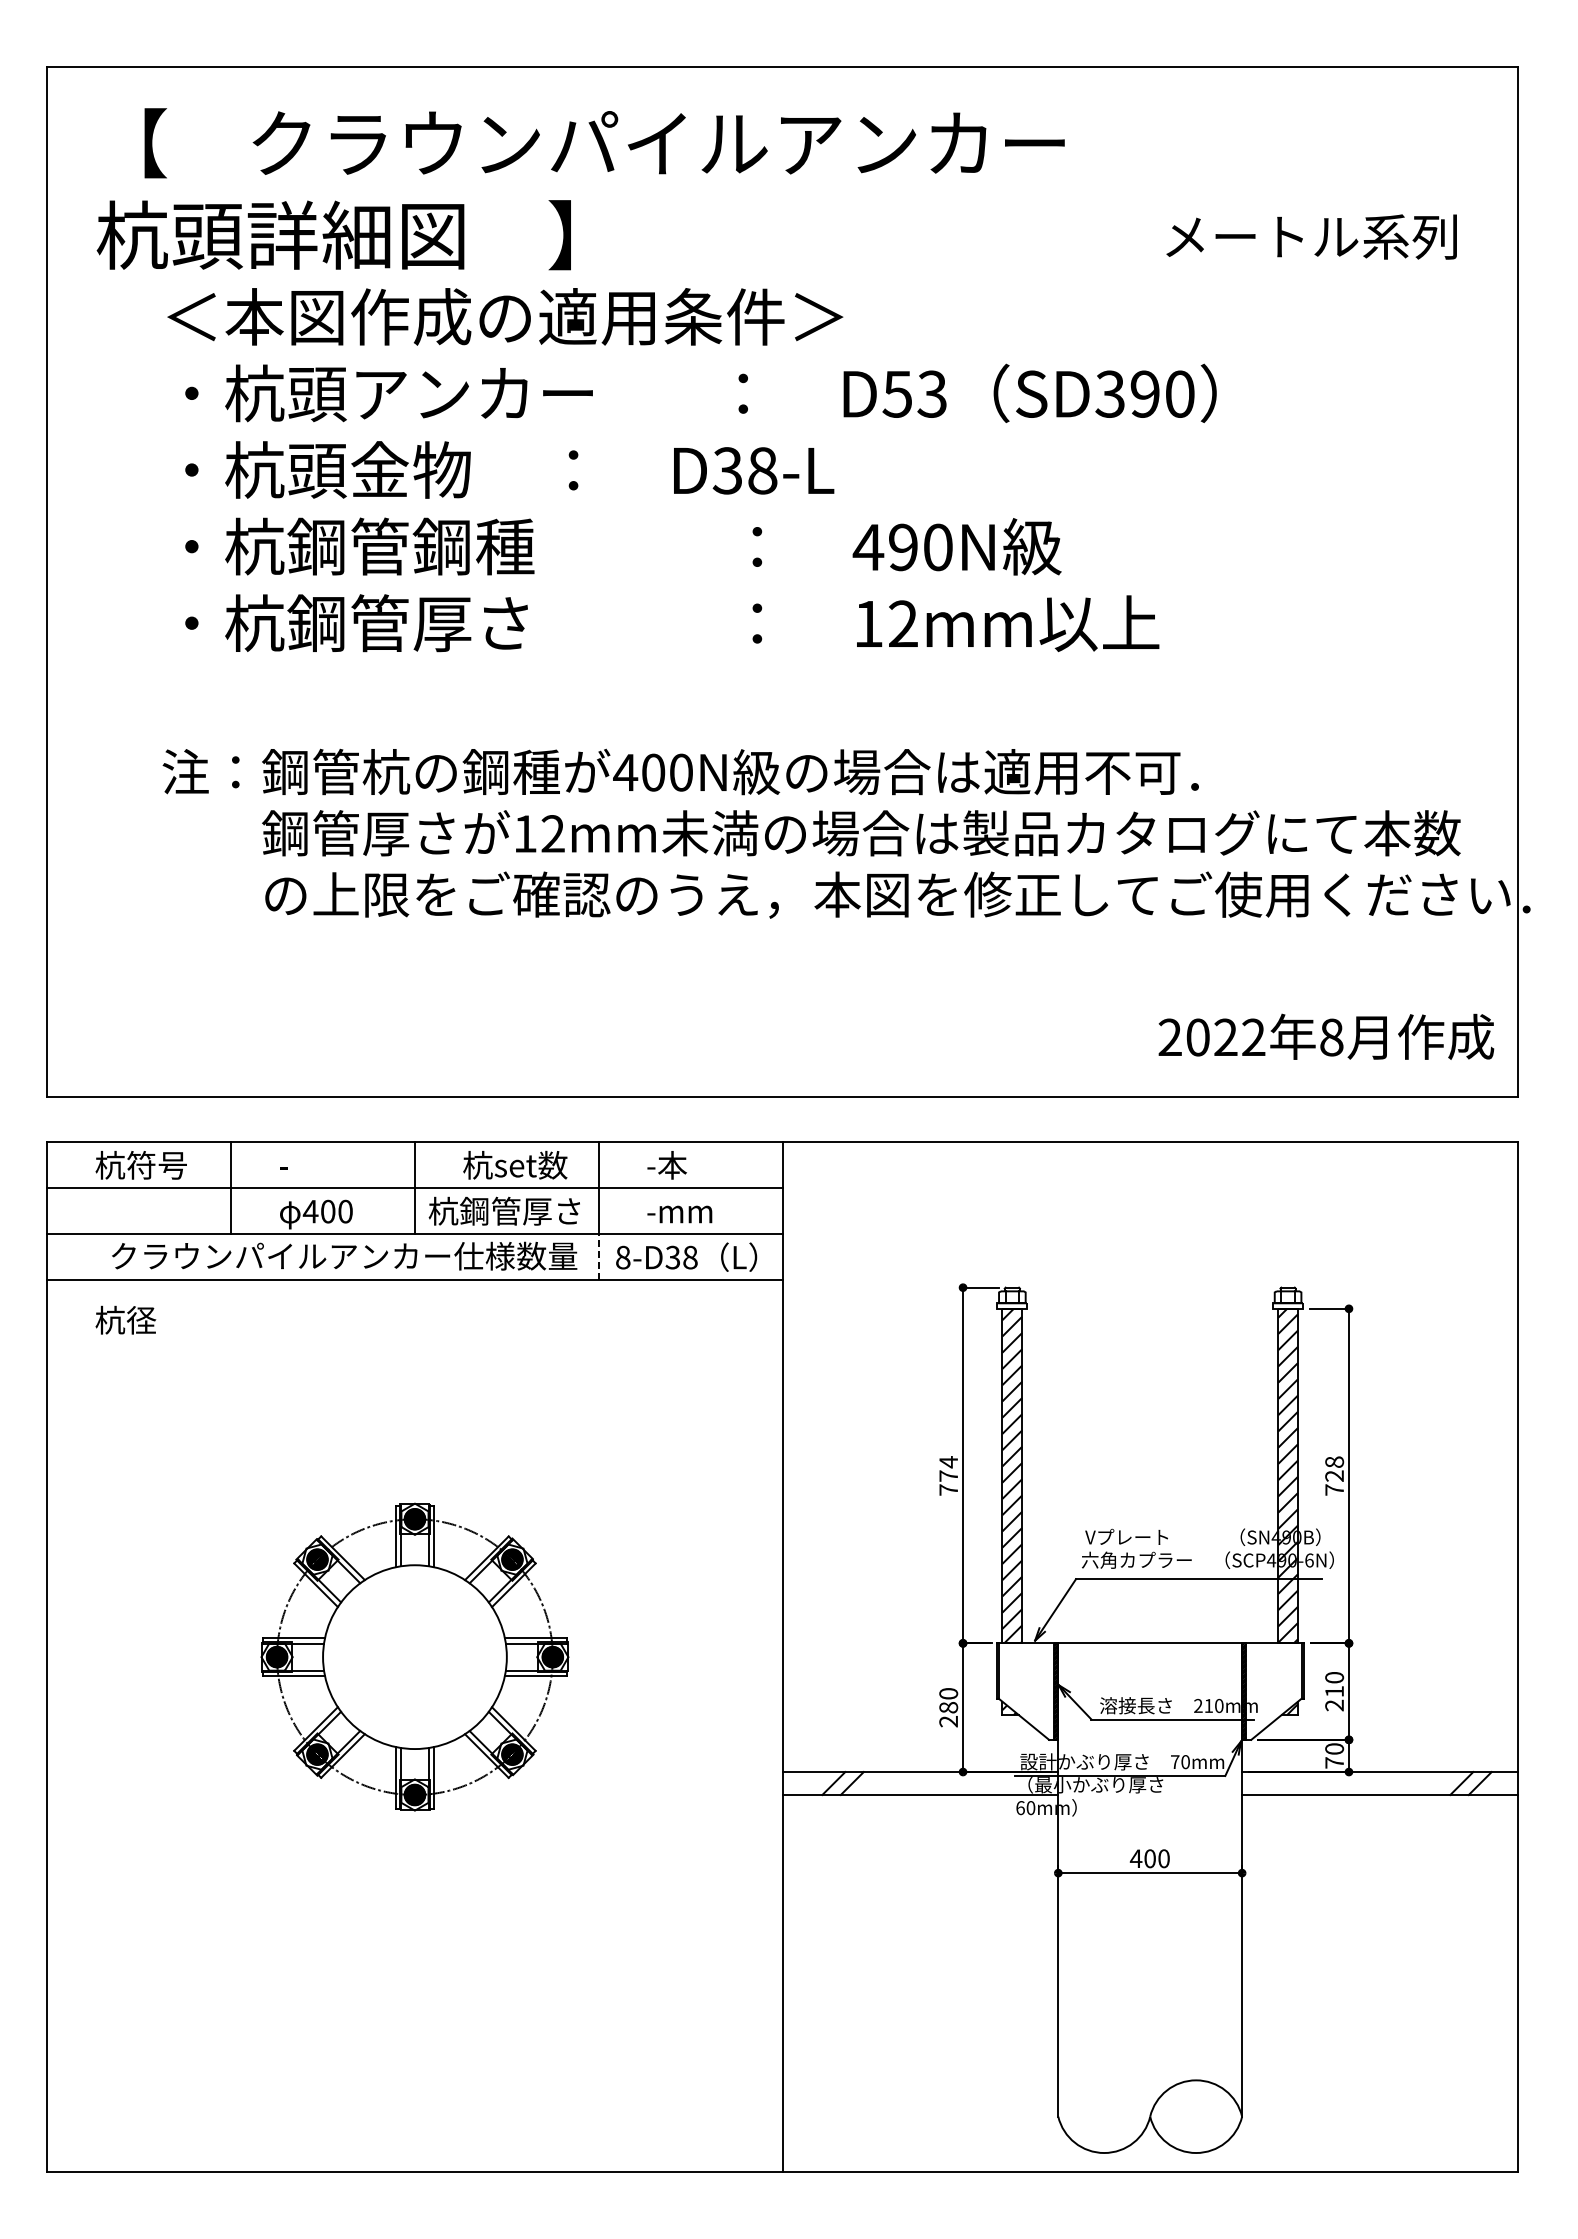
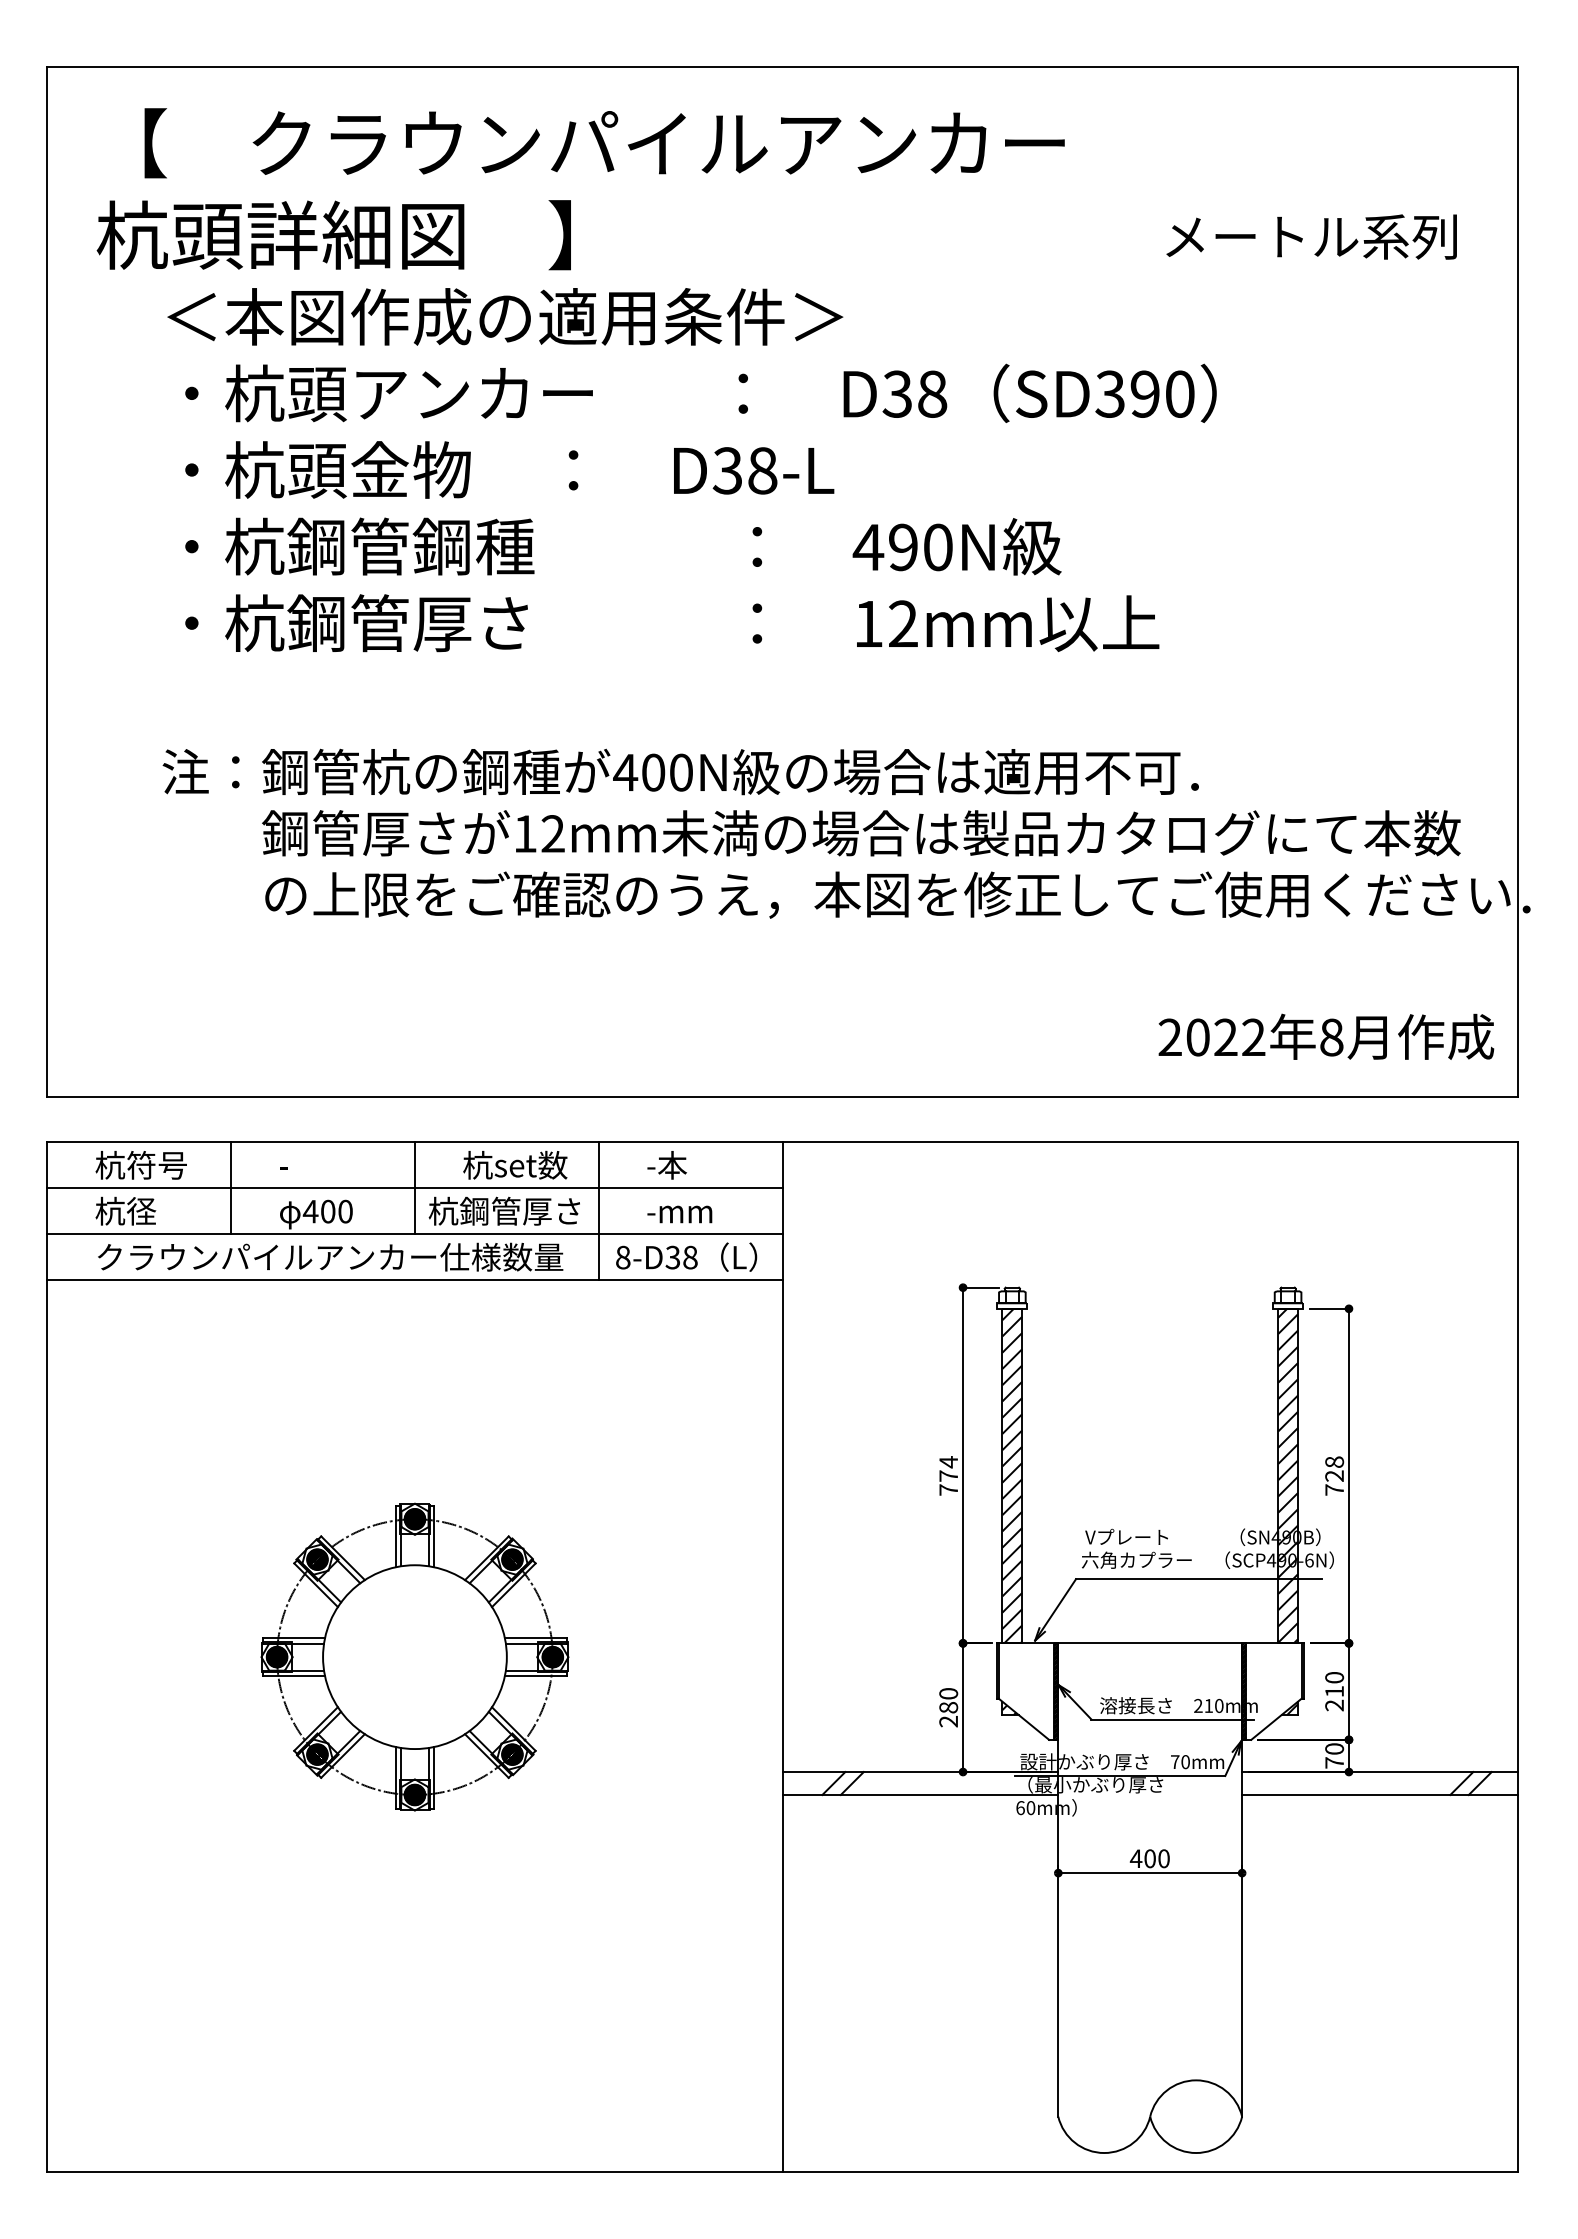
text: D53 -> D38 (914, 393)
text position: (344, 1255) -> (330, 1256) (330, 1256)
line: dashed -> solid (598, 1257)
text position: (125, 1319) -> (125, 1210) (125, 1210)
